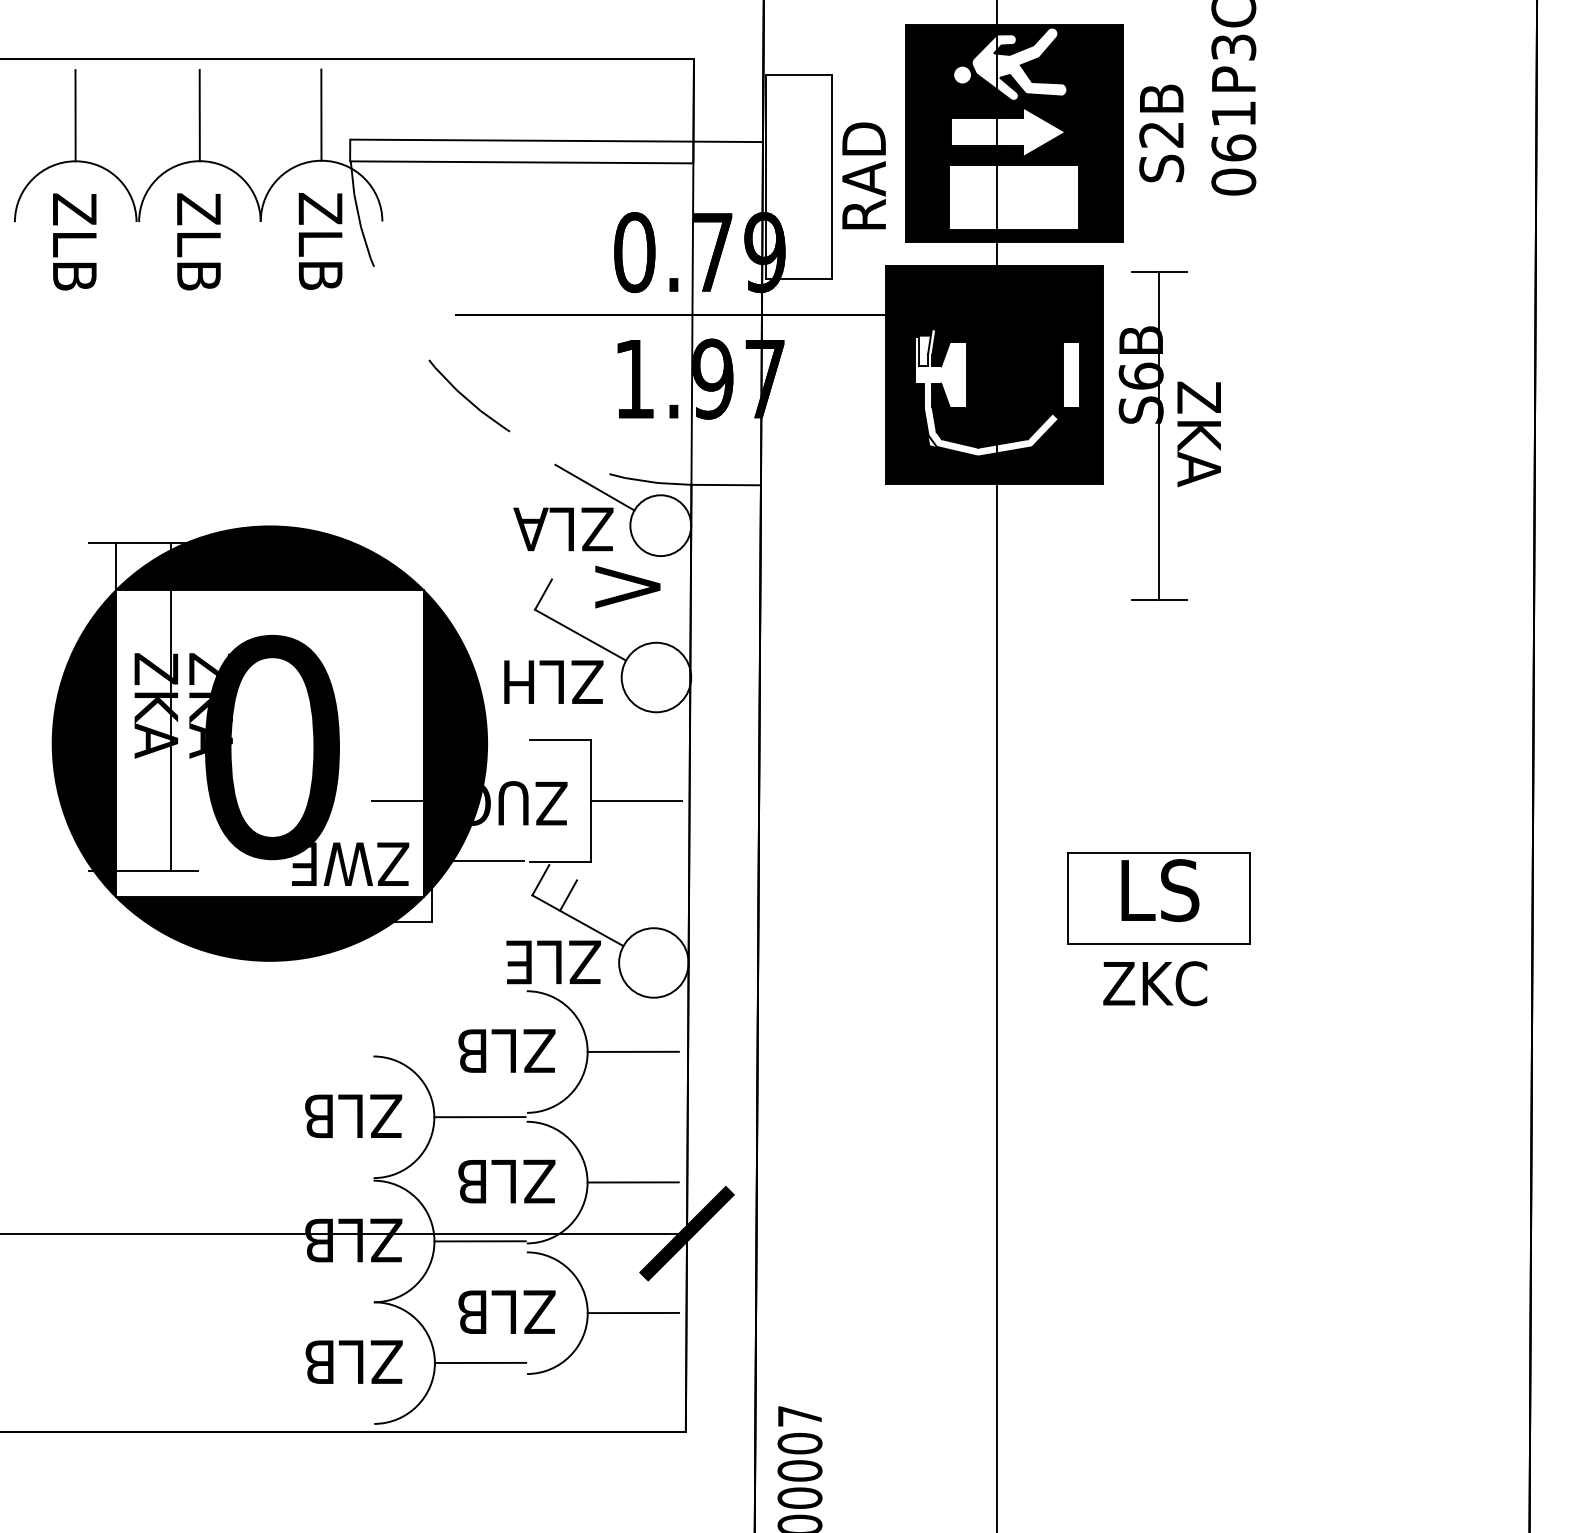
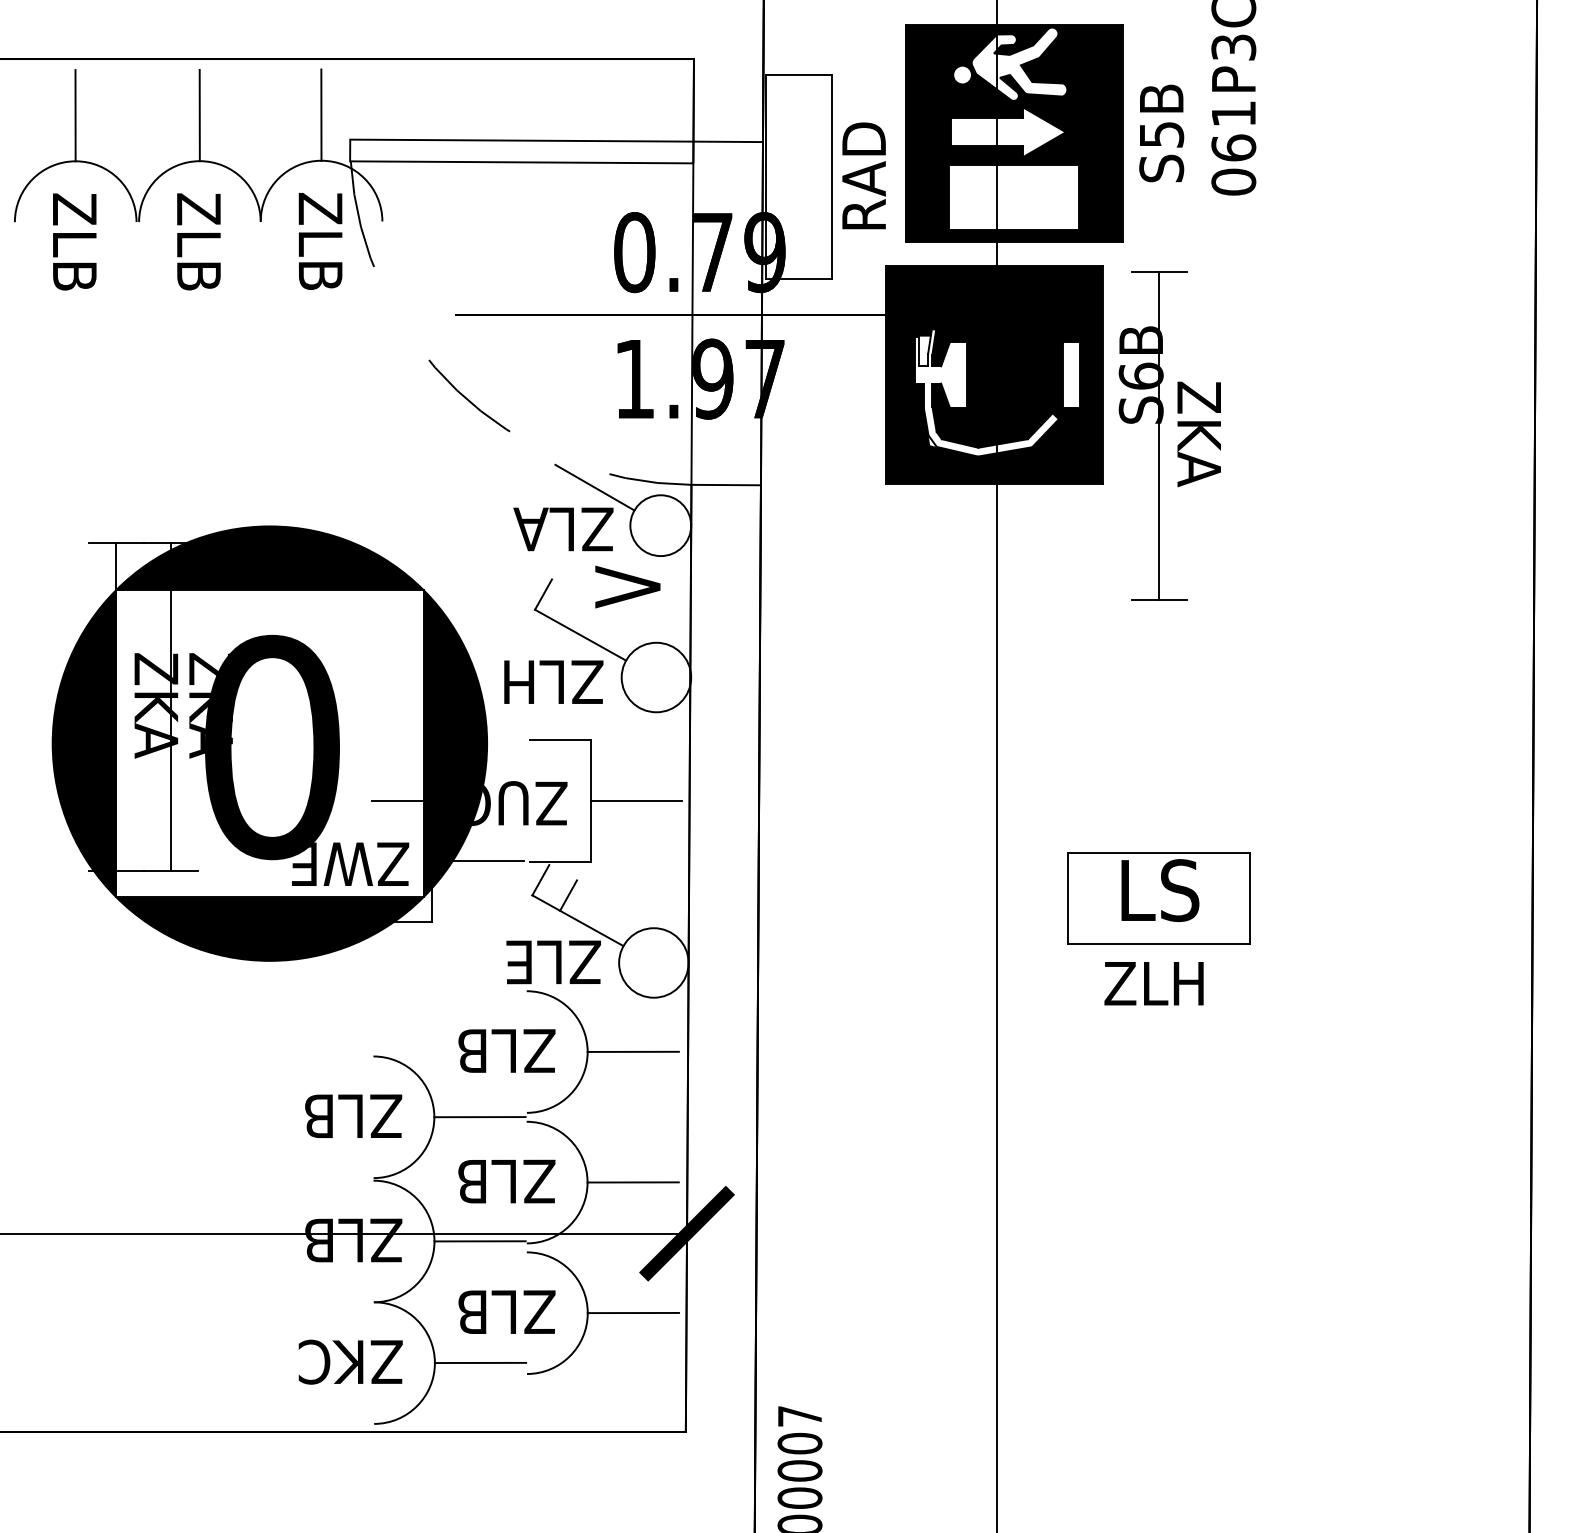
text: S2B -> S5B (1161, 134)
text: ZKC -> ZLH (1155, 983)
text: ZLB -> ZKC (327, 1361)
